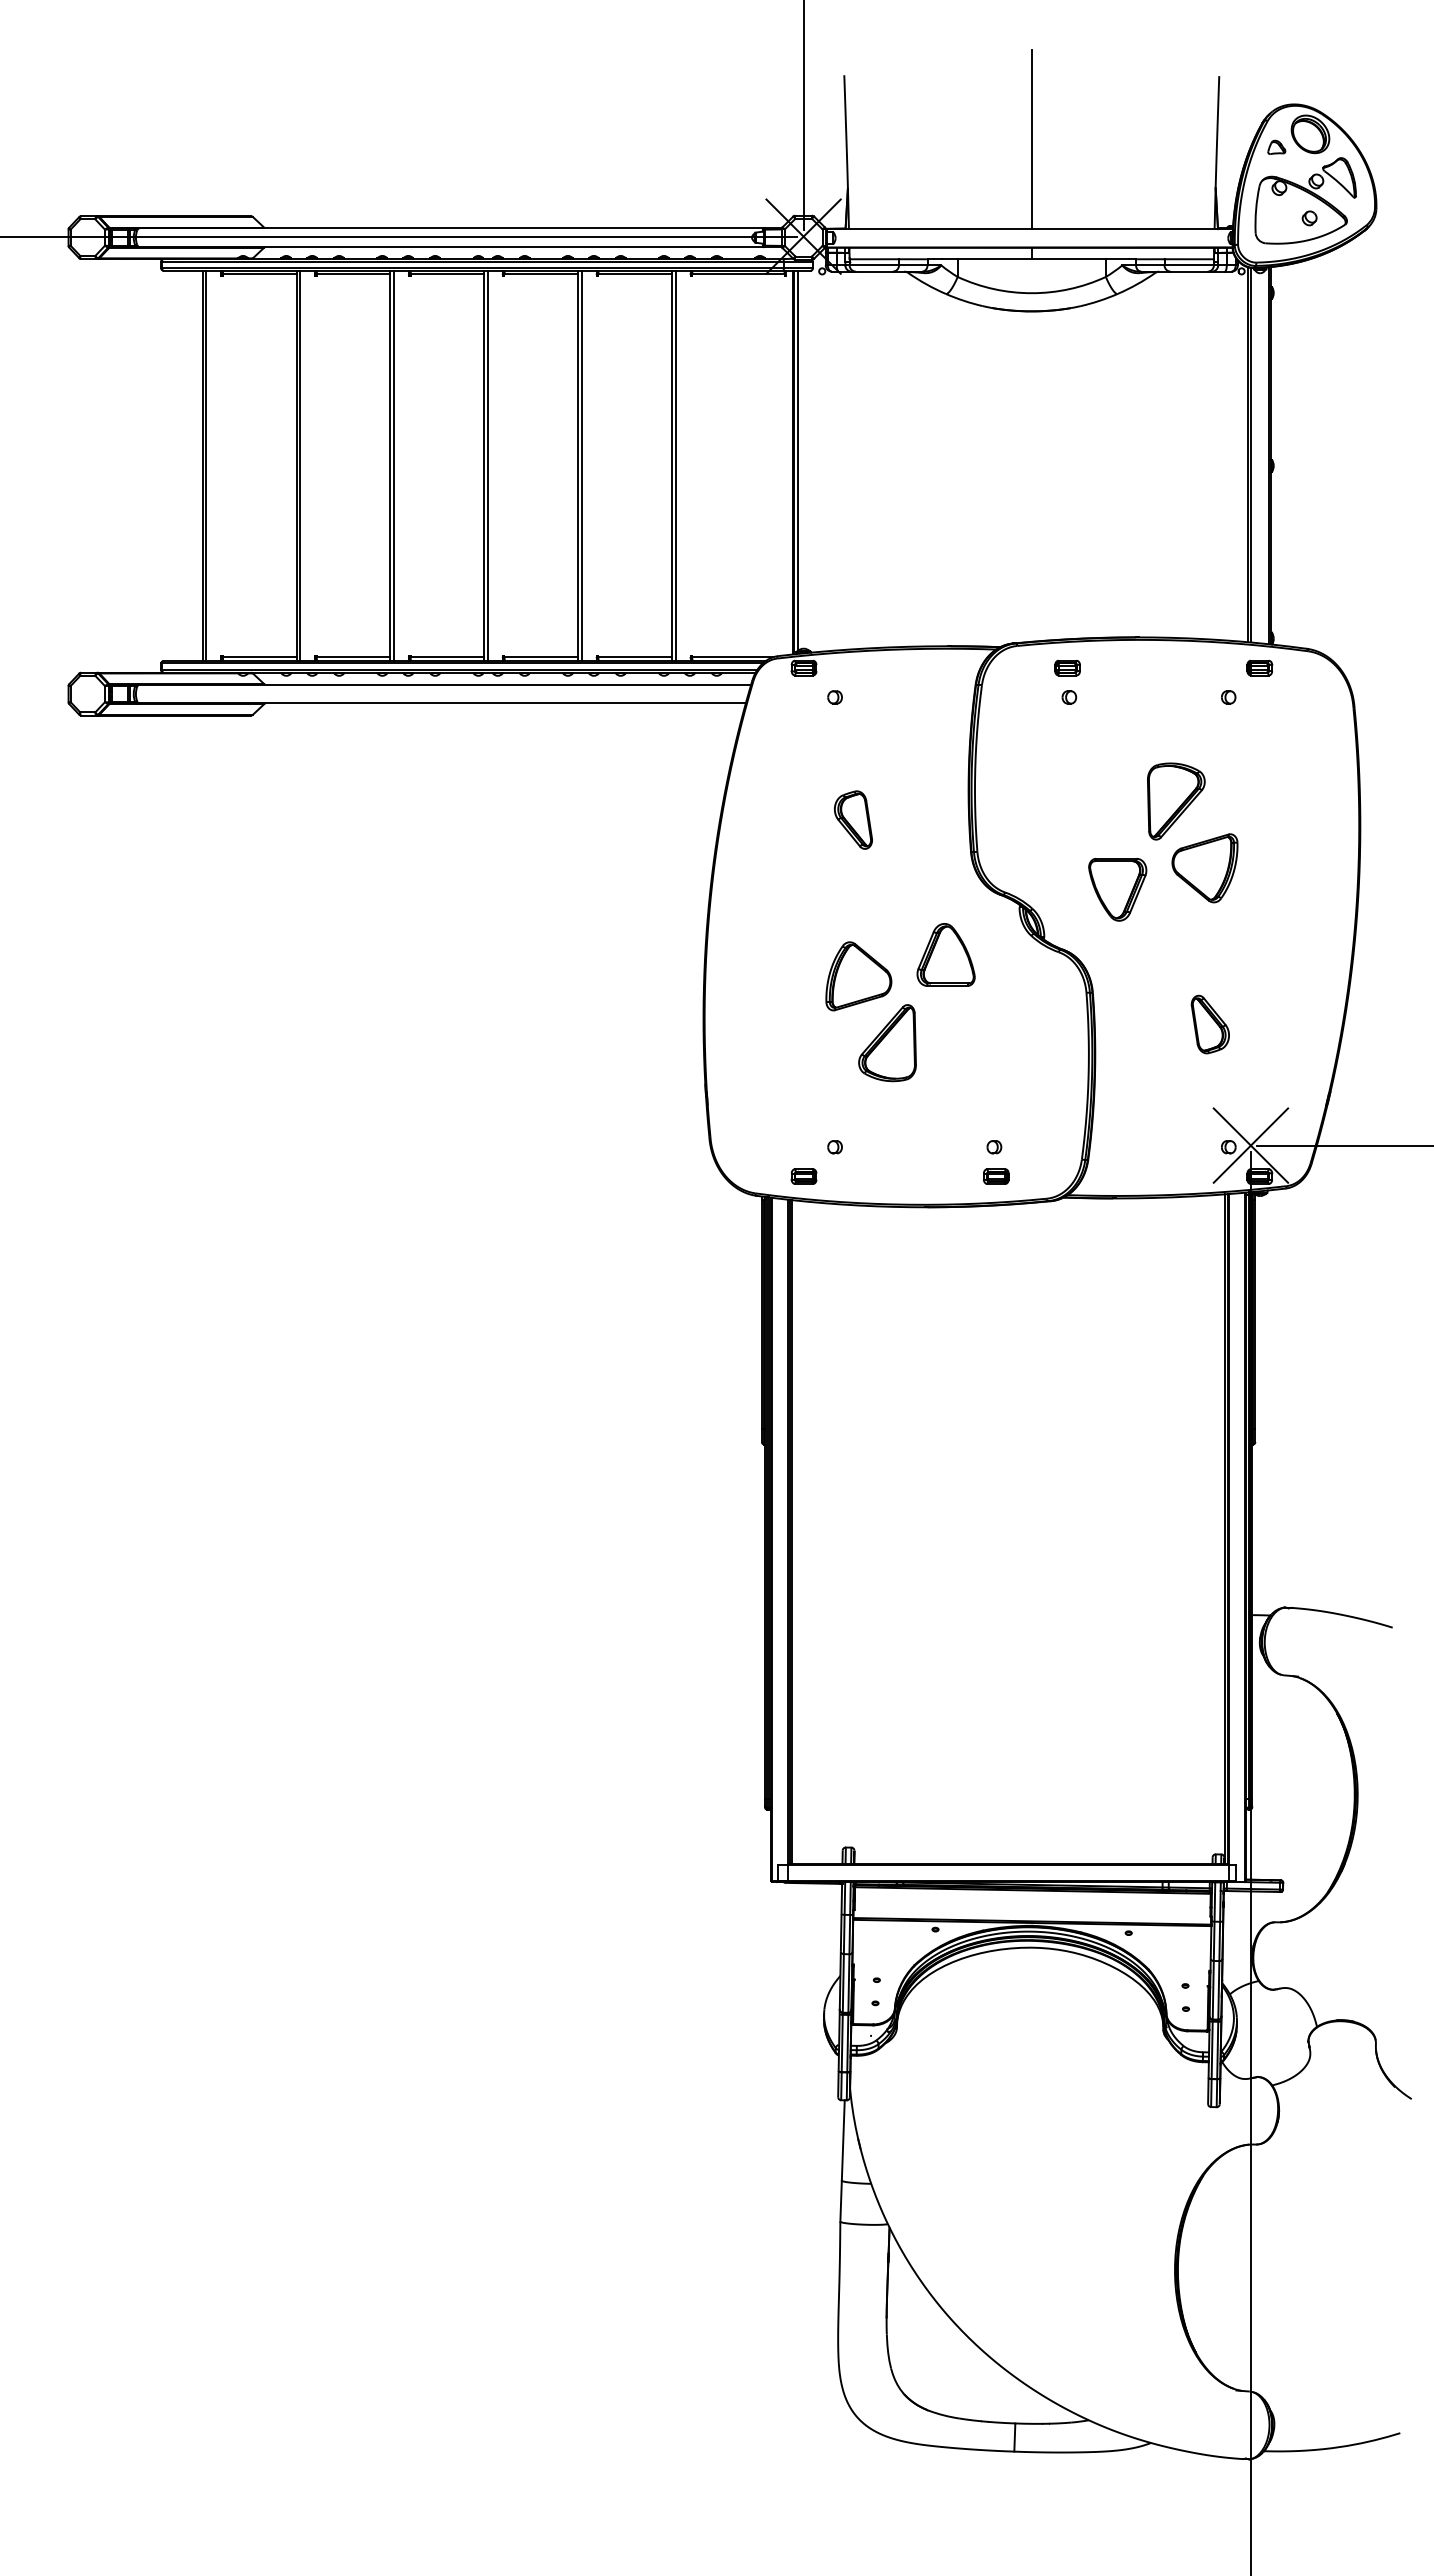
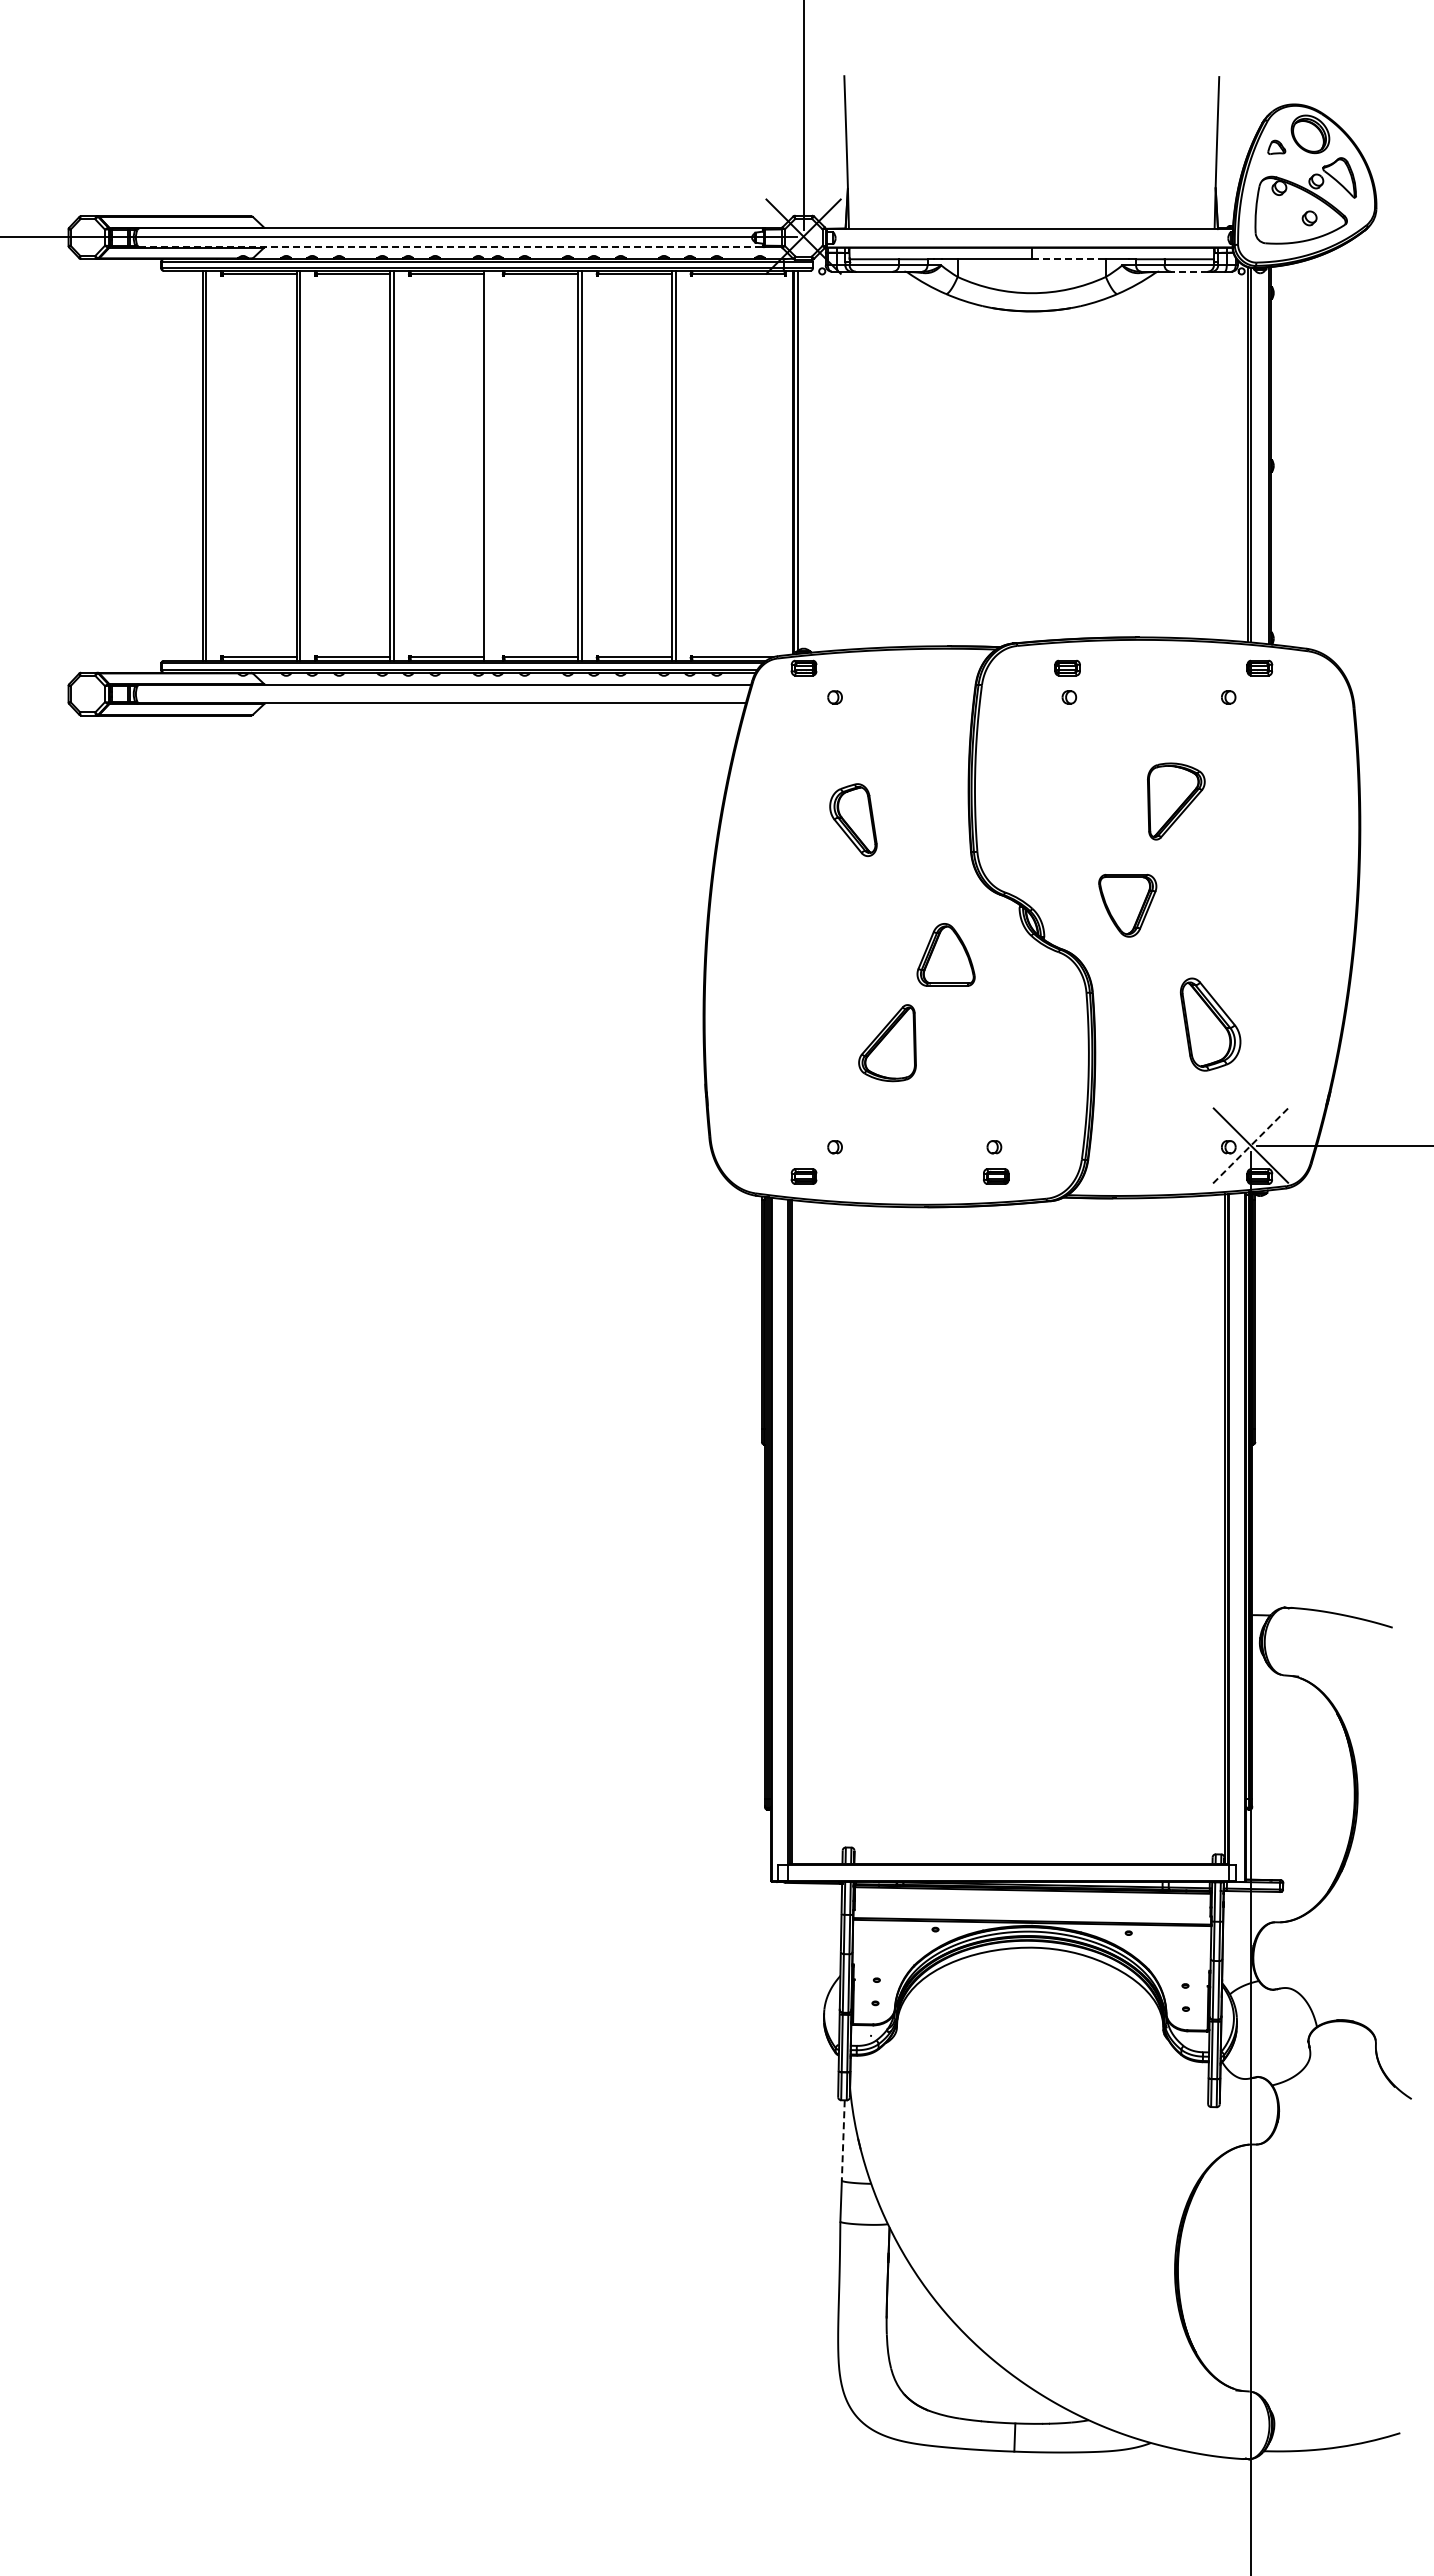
line: present -> none (1031, 139)
line: solid -> dashed (450, 246)
line: solid -> dashed (1069, 259)
line: solid -> dashed (1189, 271)
line: present -> none (487, 465)
part size: 39x60 px -> 49x74 px (853, 819)
part: present -> none (1204, 868)
part position: (1117, 889) -> (1127, 905) (1127, 905)
part: present -> none (858, 976)
part size: 40x61 px -> 63x95 px (1210, 1024)
line: solid -> dashed (1250, 1145)
line: solid -> dashed (843, 2140)
